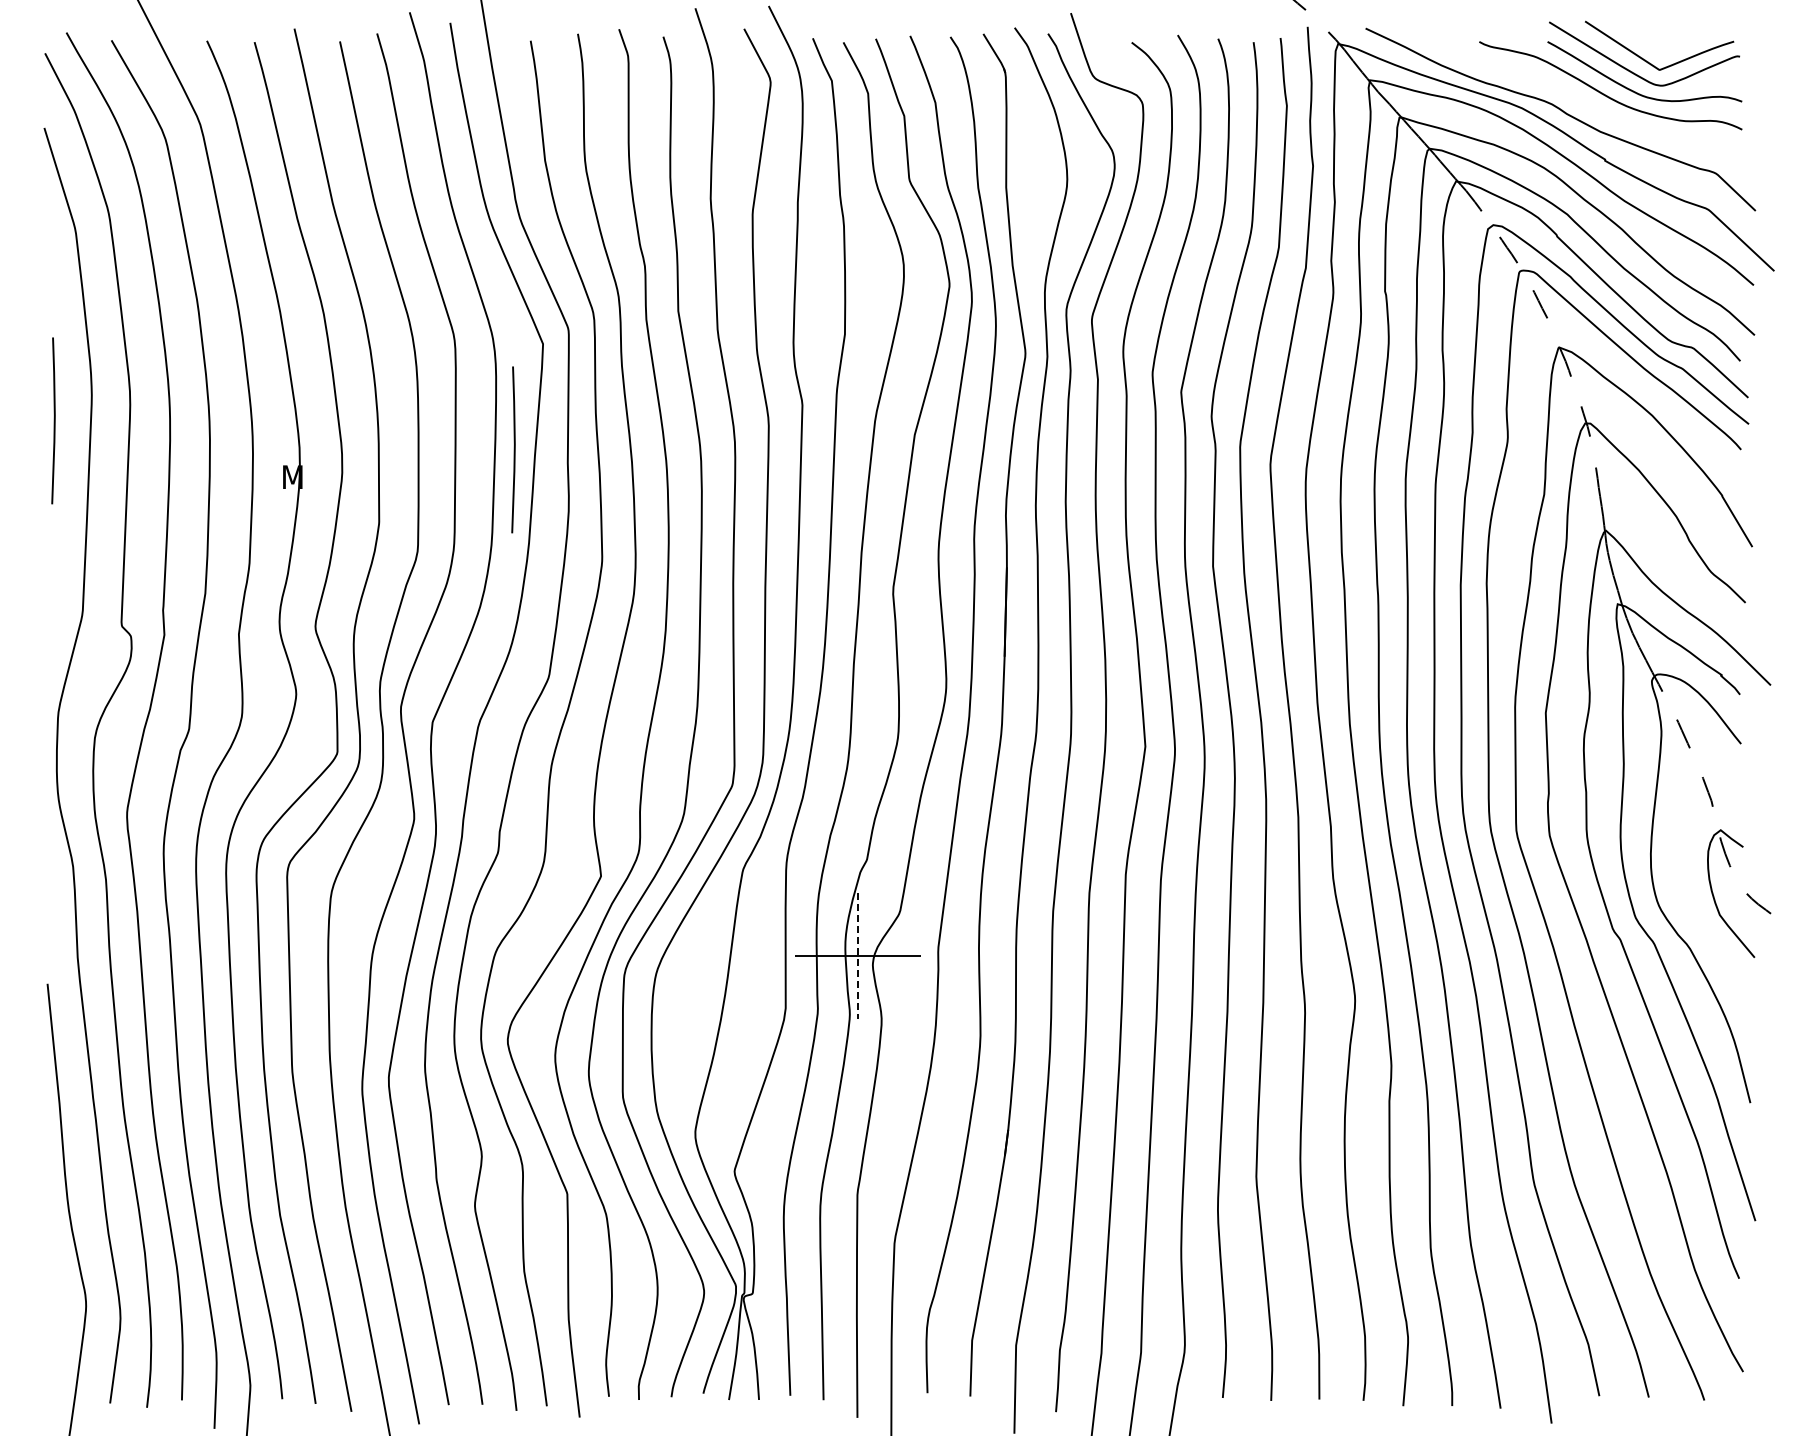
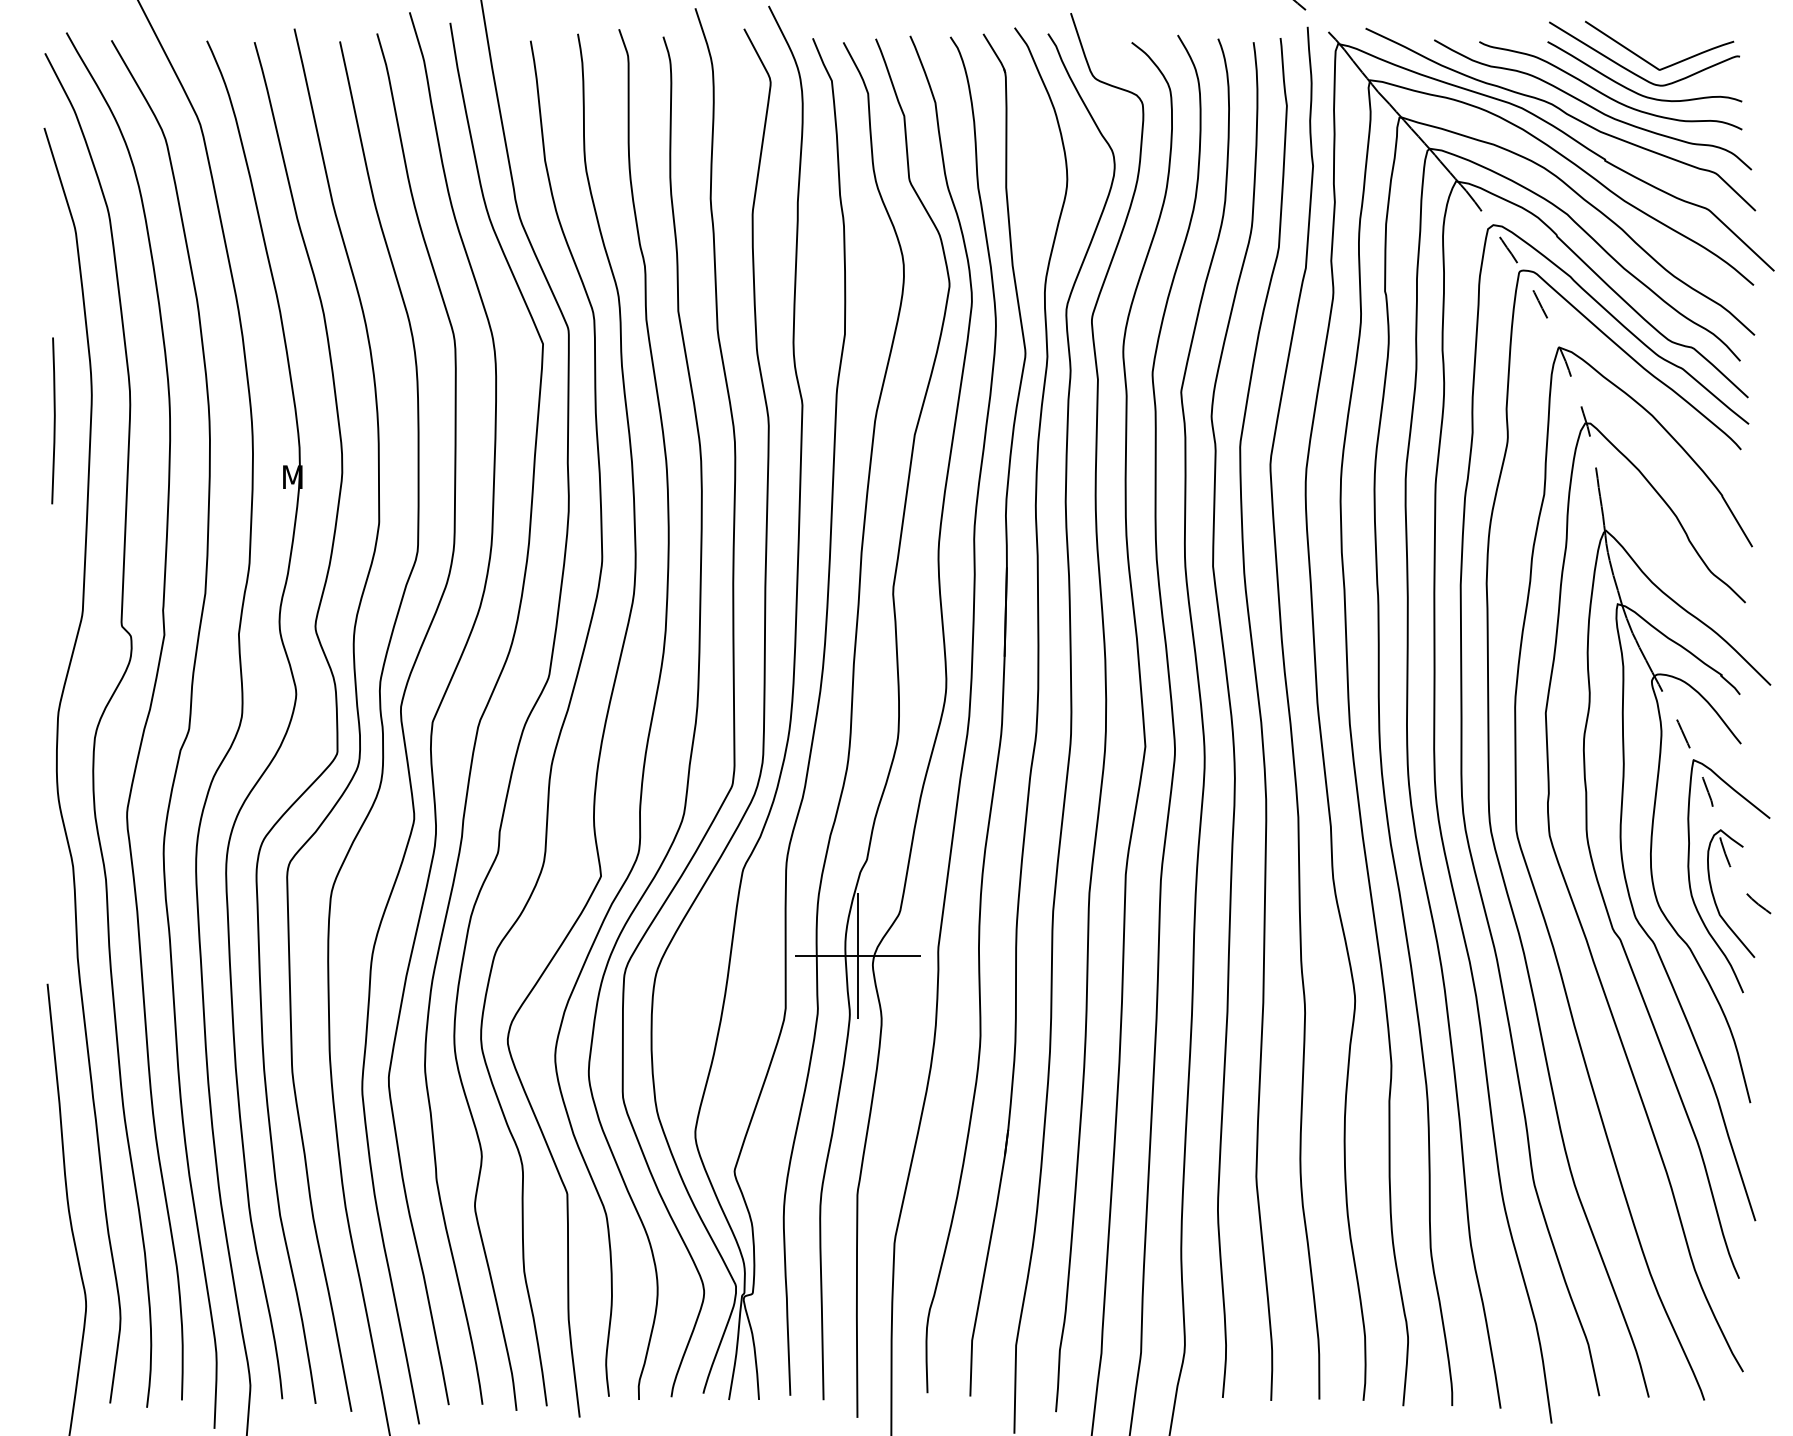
curve: none -> present (1591, 105)
line: present -> none (513, 449)
curve: none -> present (1690, 879)
line: dashed -> solid (858, 956)
